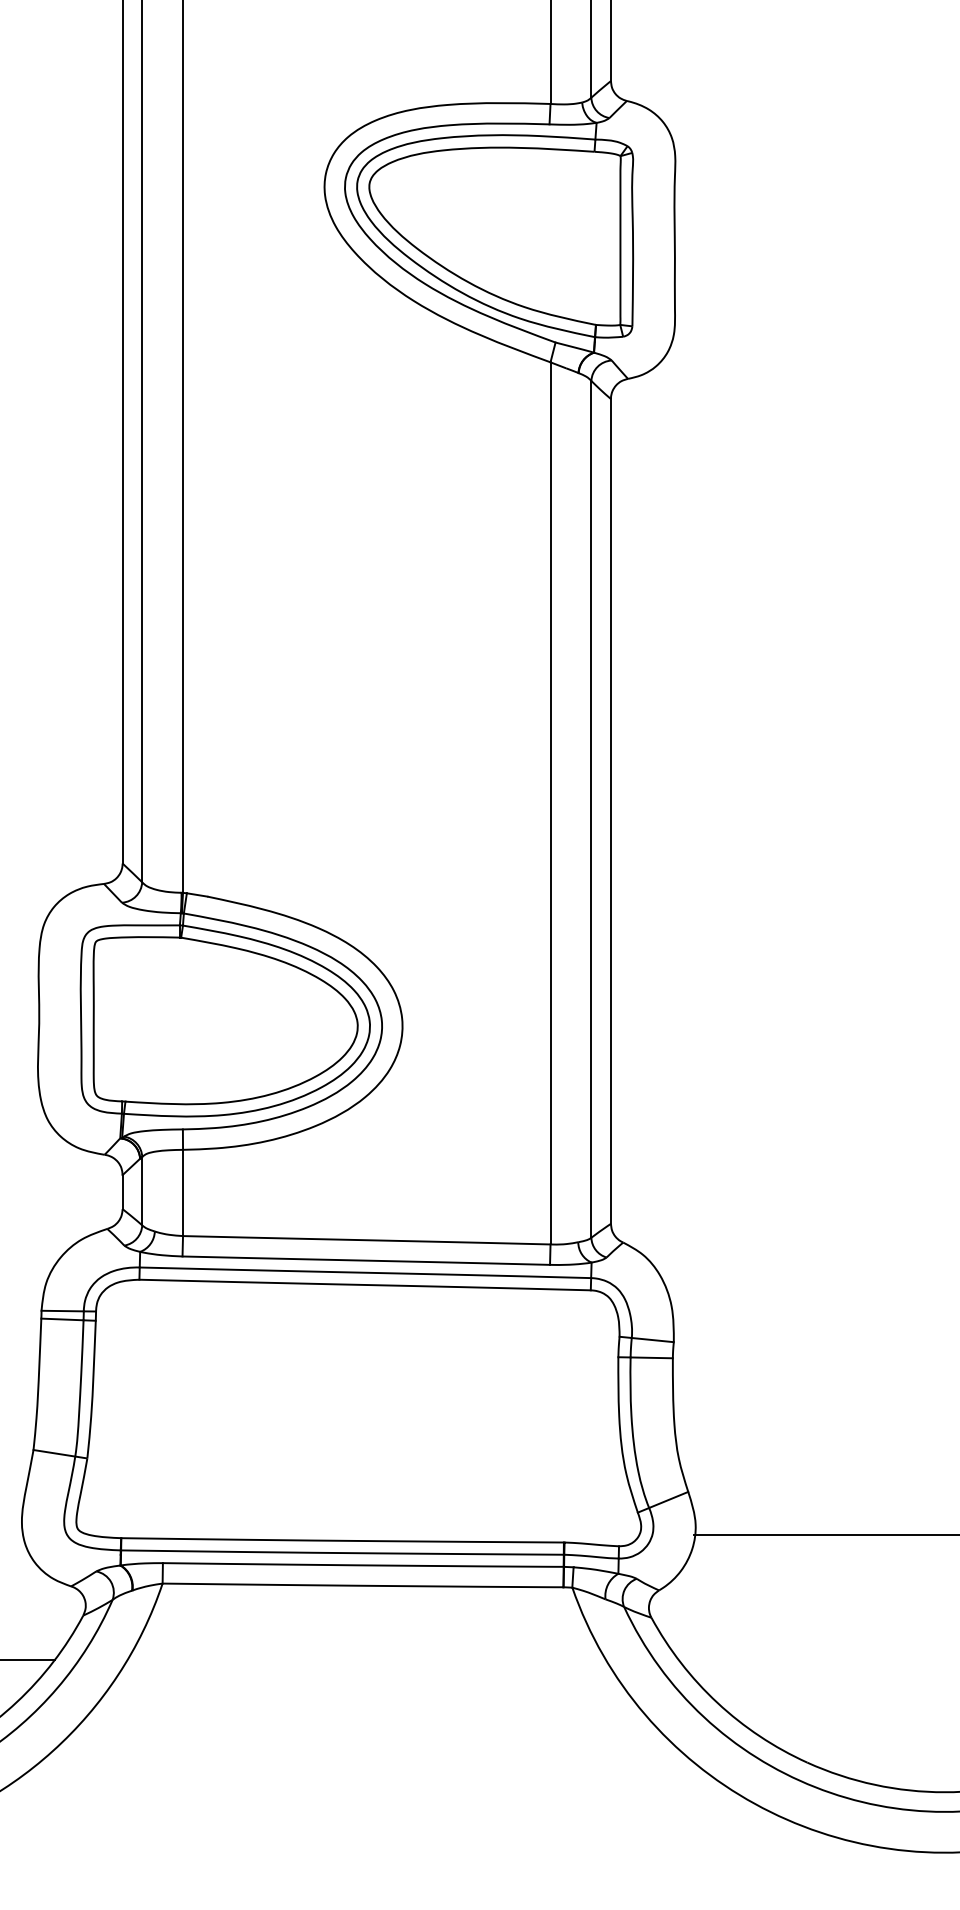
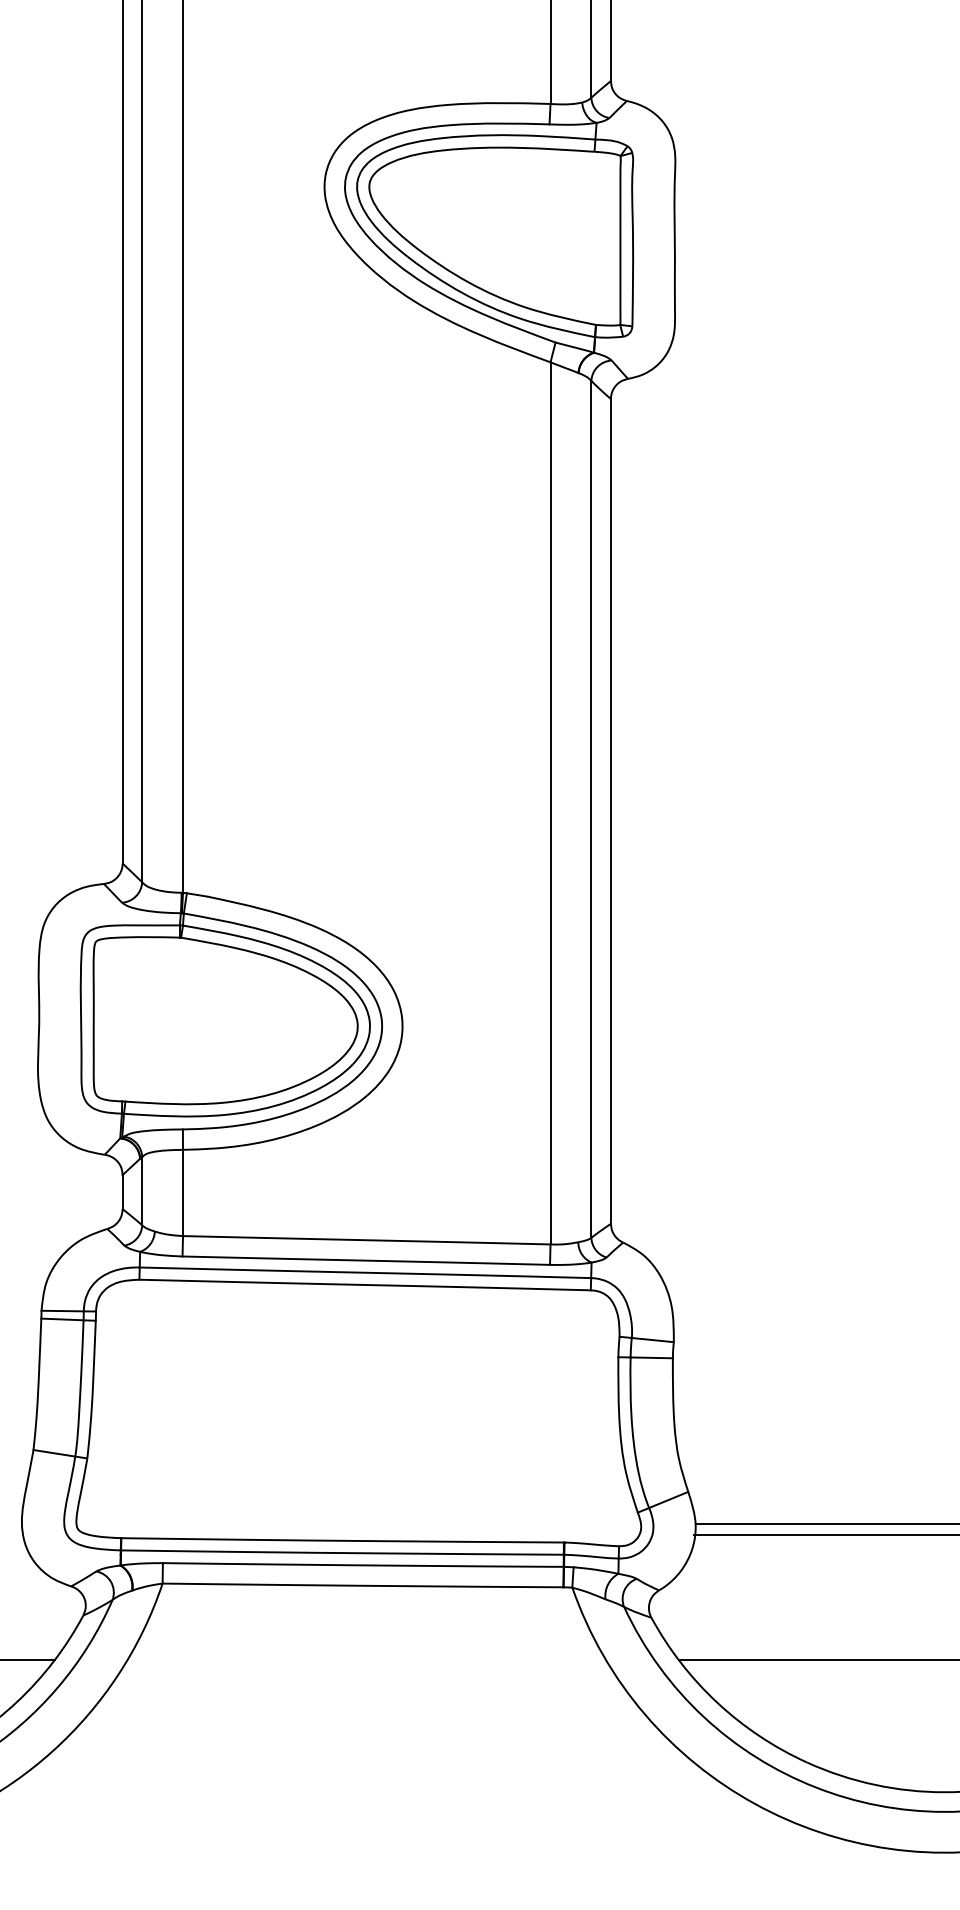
line: none -> present (825, 1524)
line: none -> present (817, 1659)
